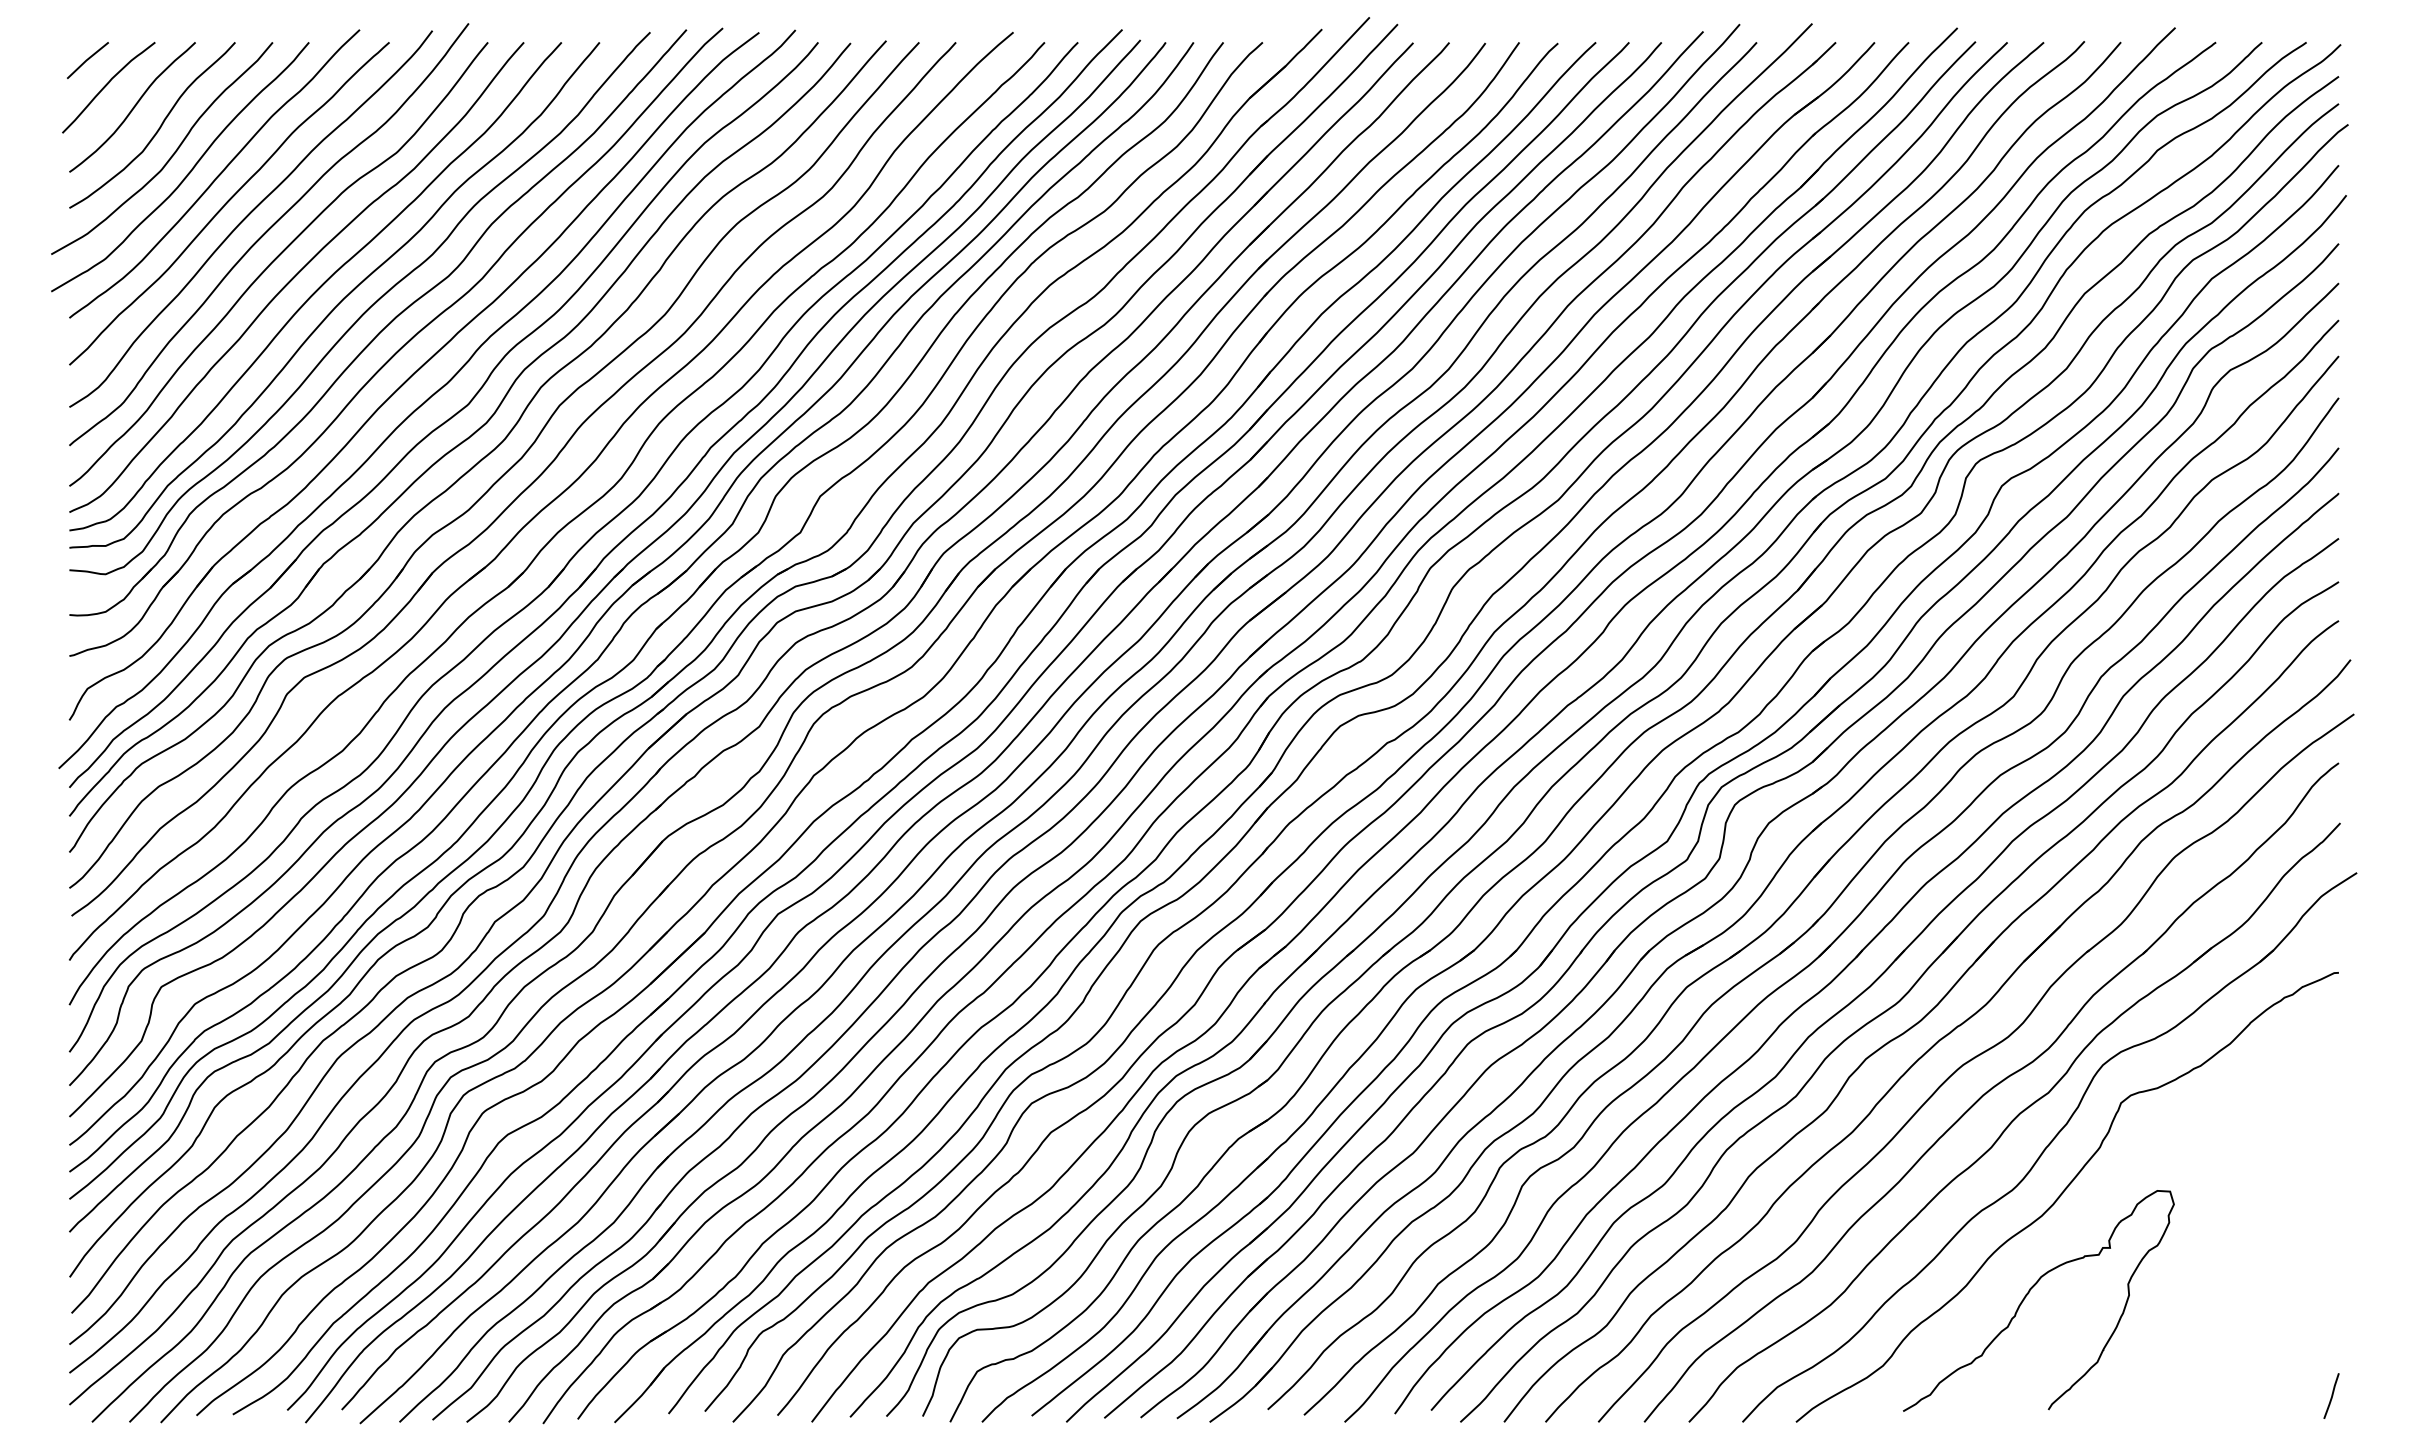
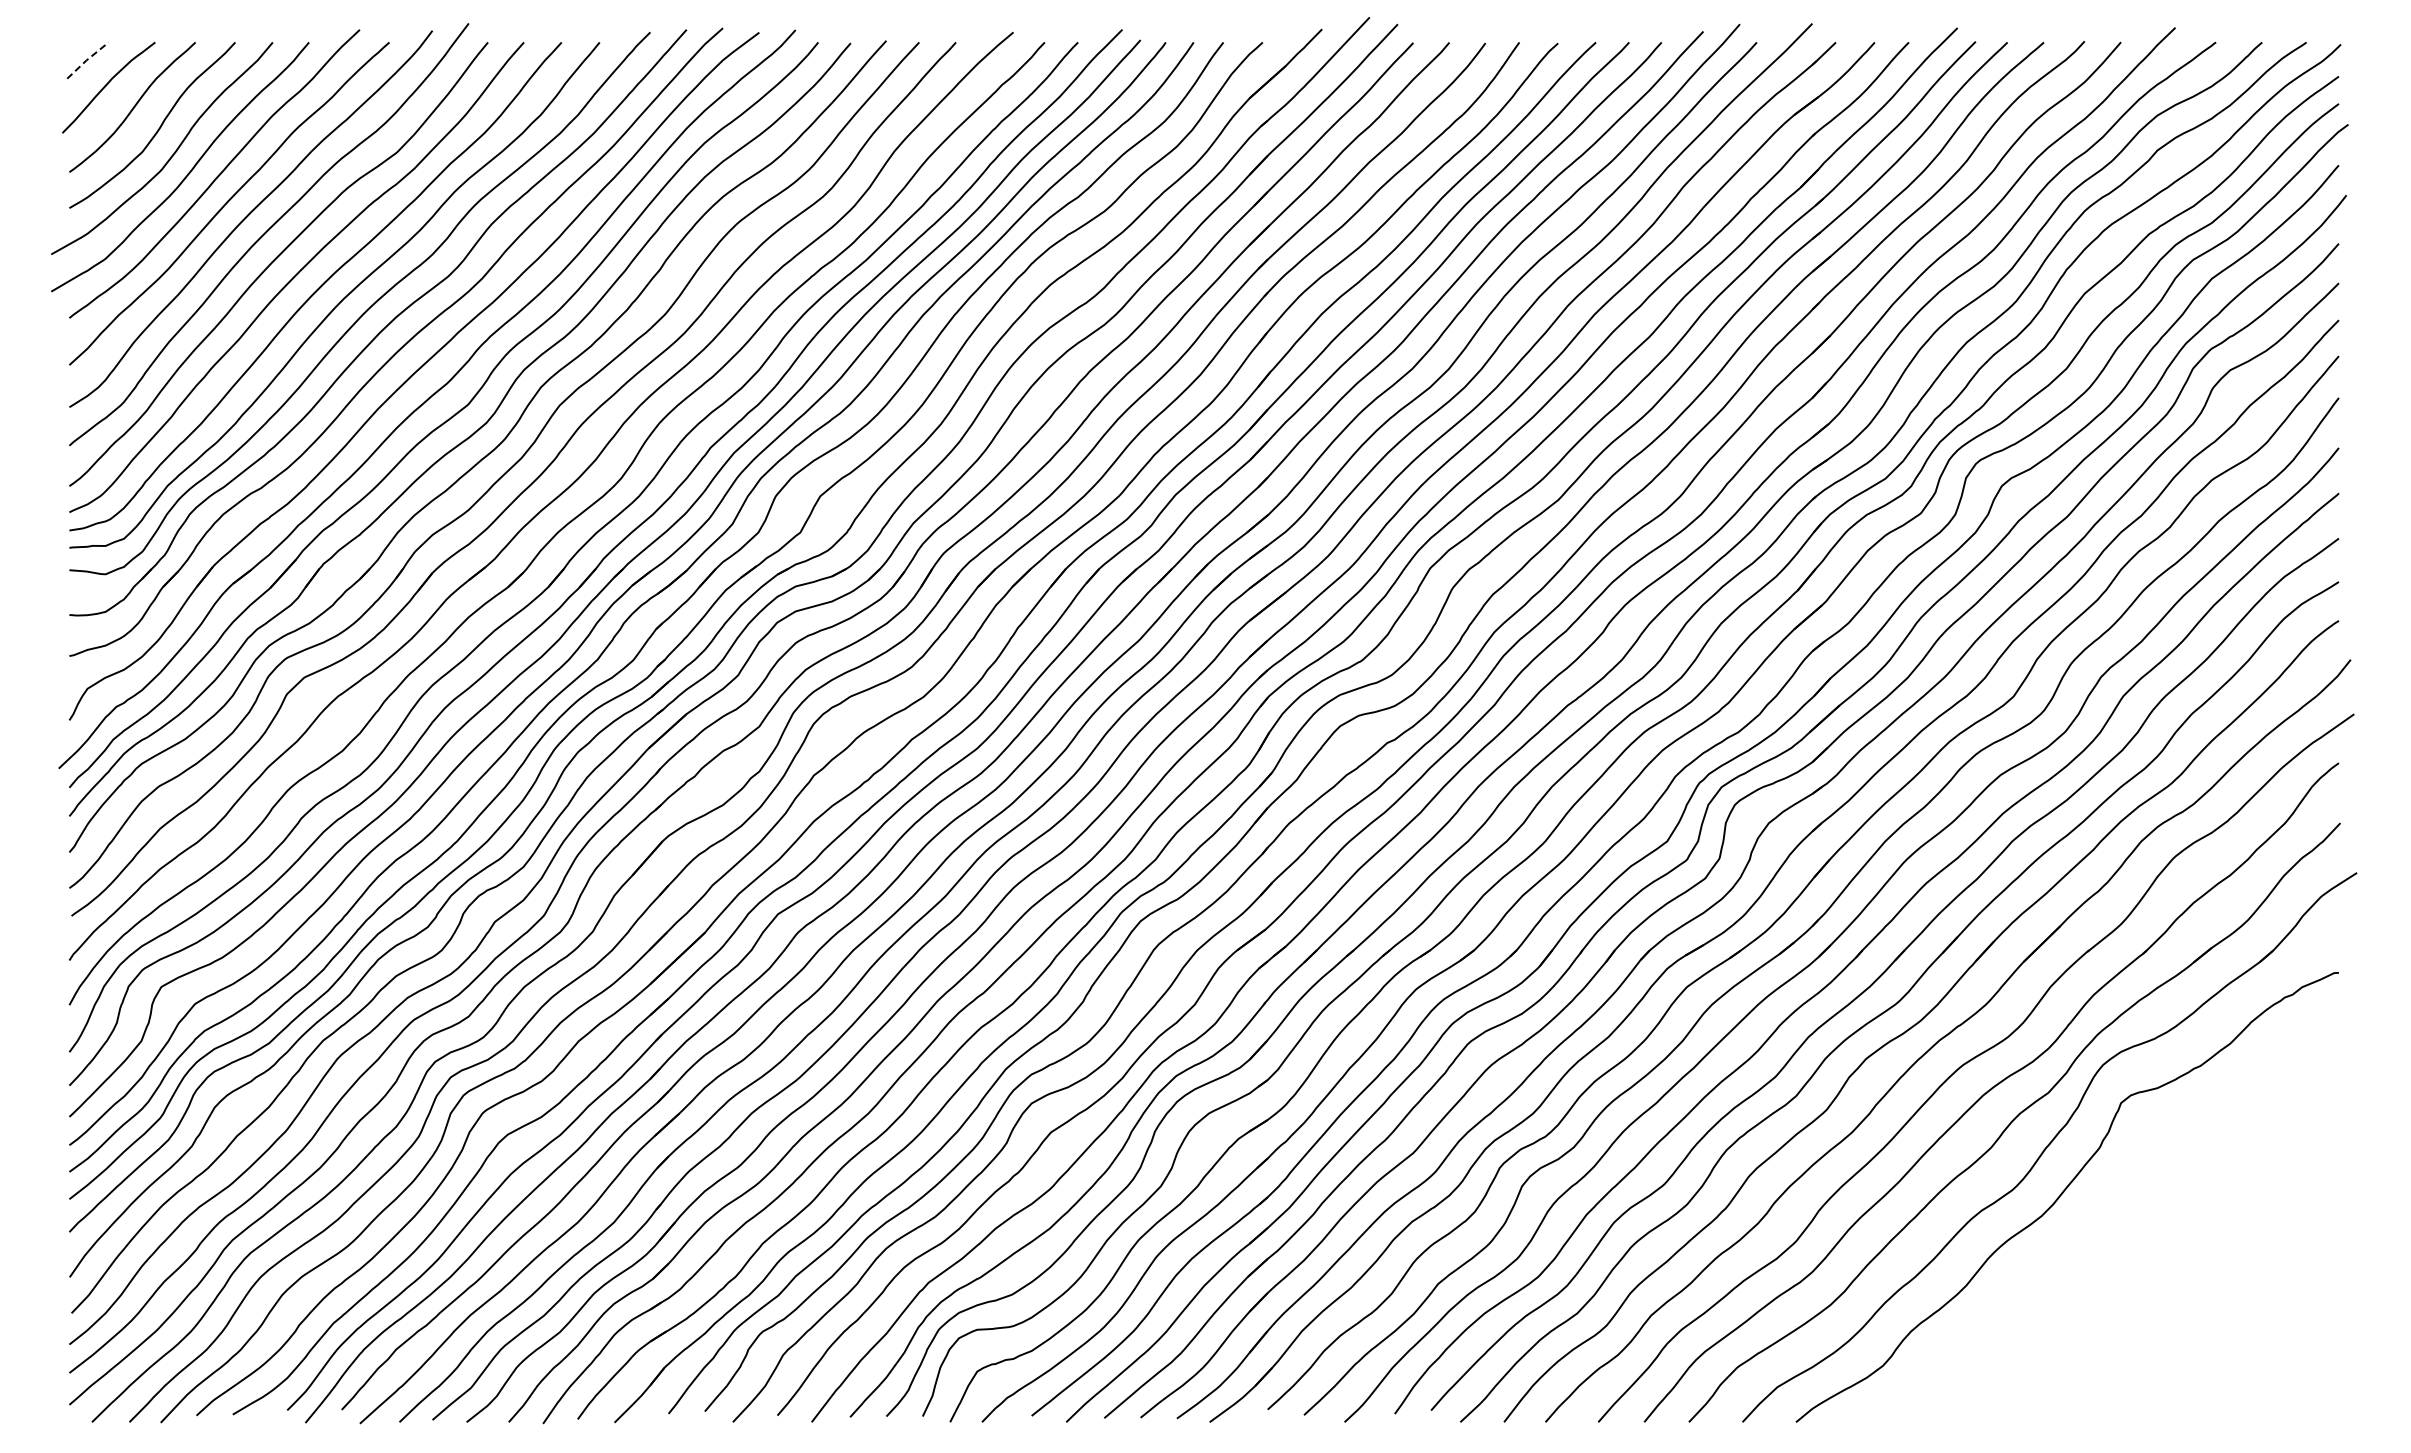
line: solid -> dashed (87, 59)
curve: present -> none (2029, 1293)
line: present -> none (2331, 1395)
